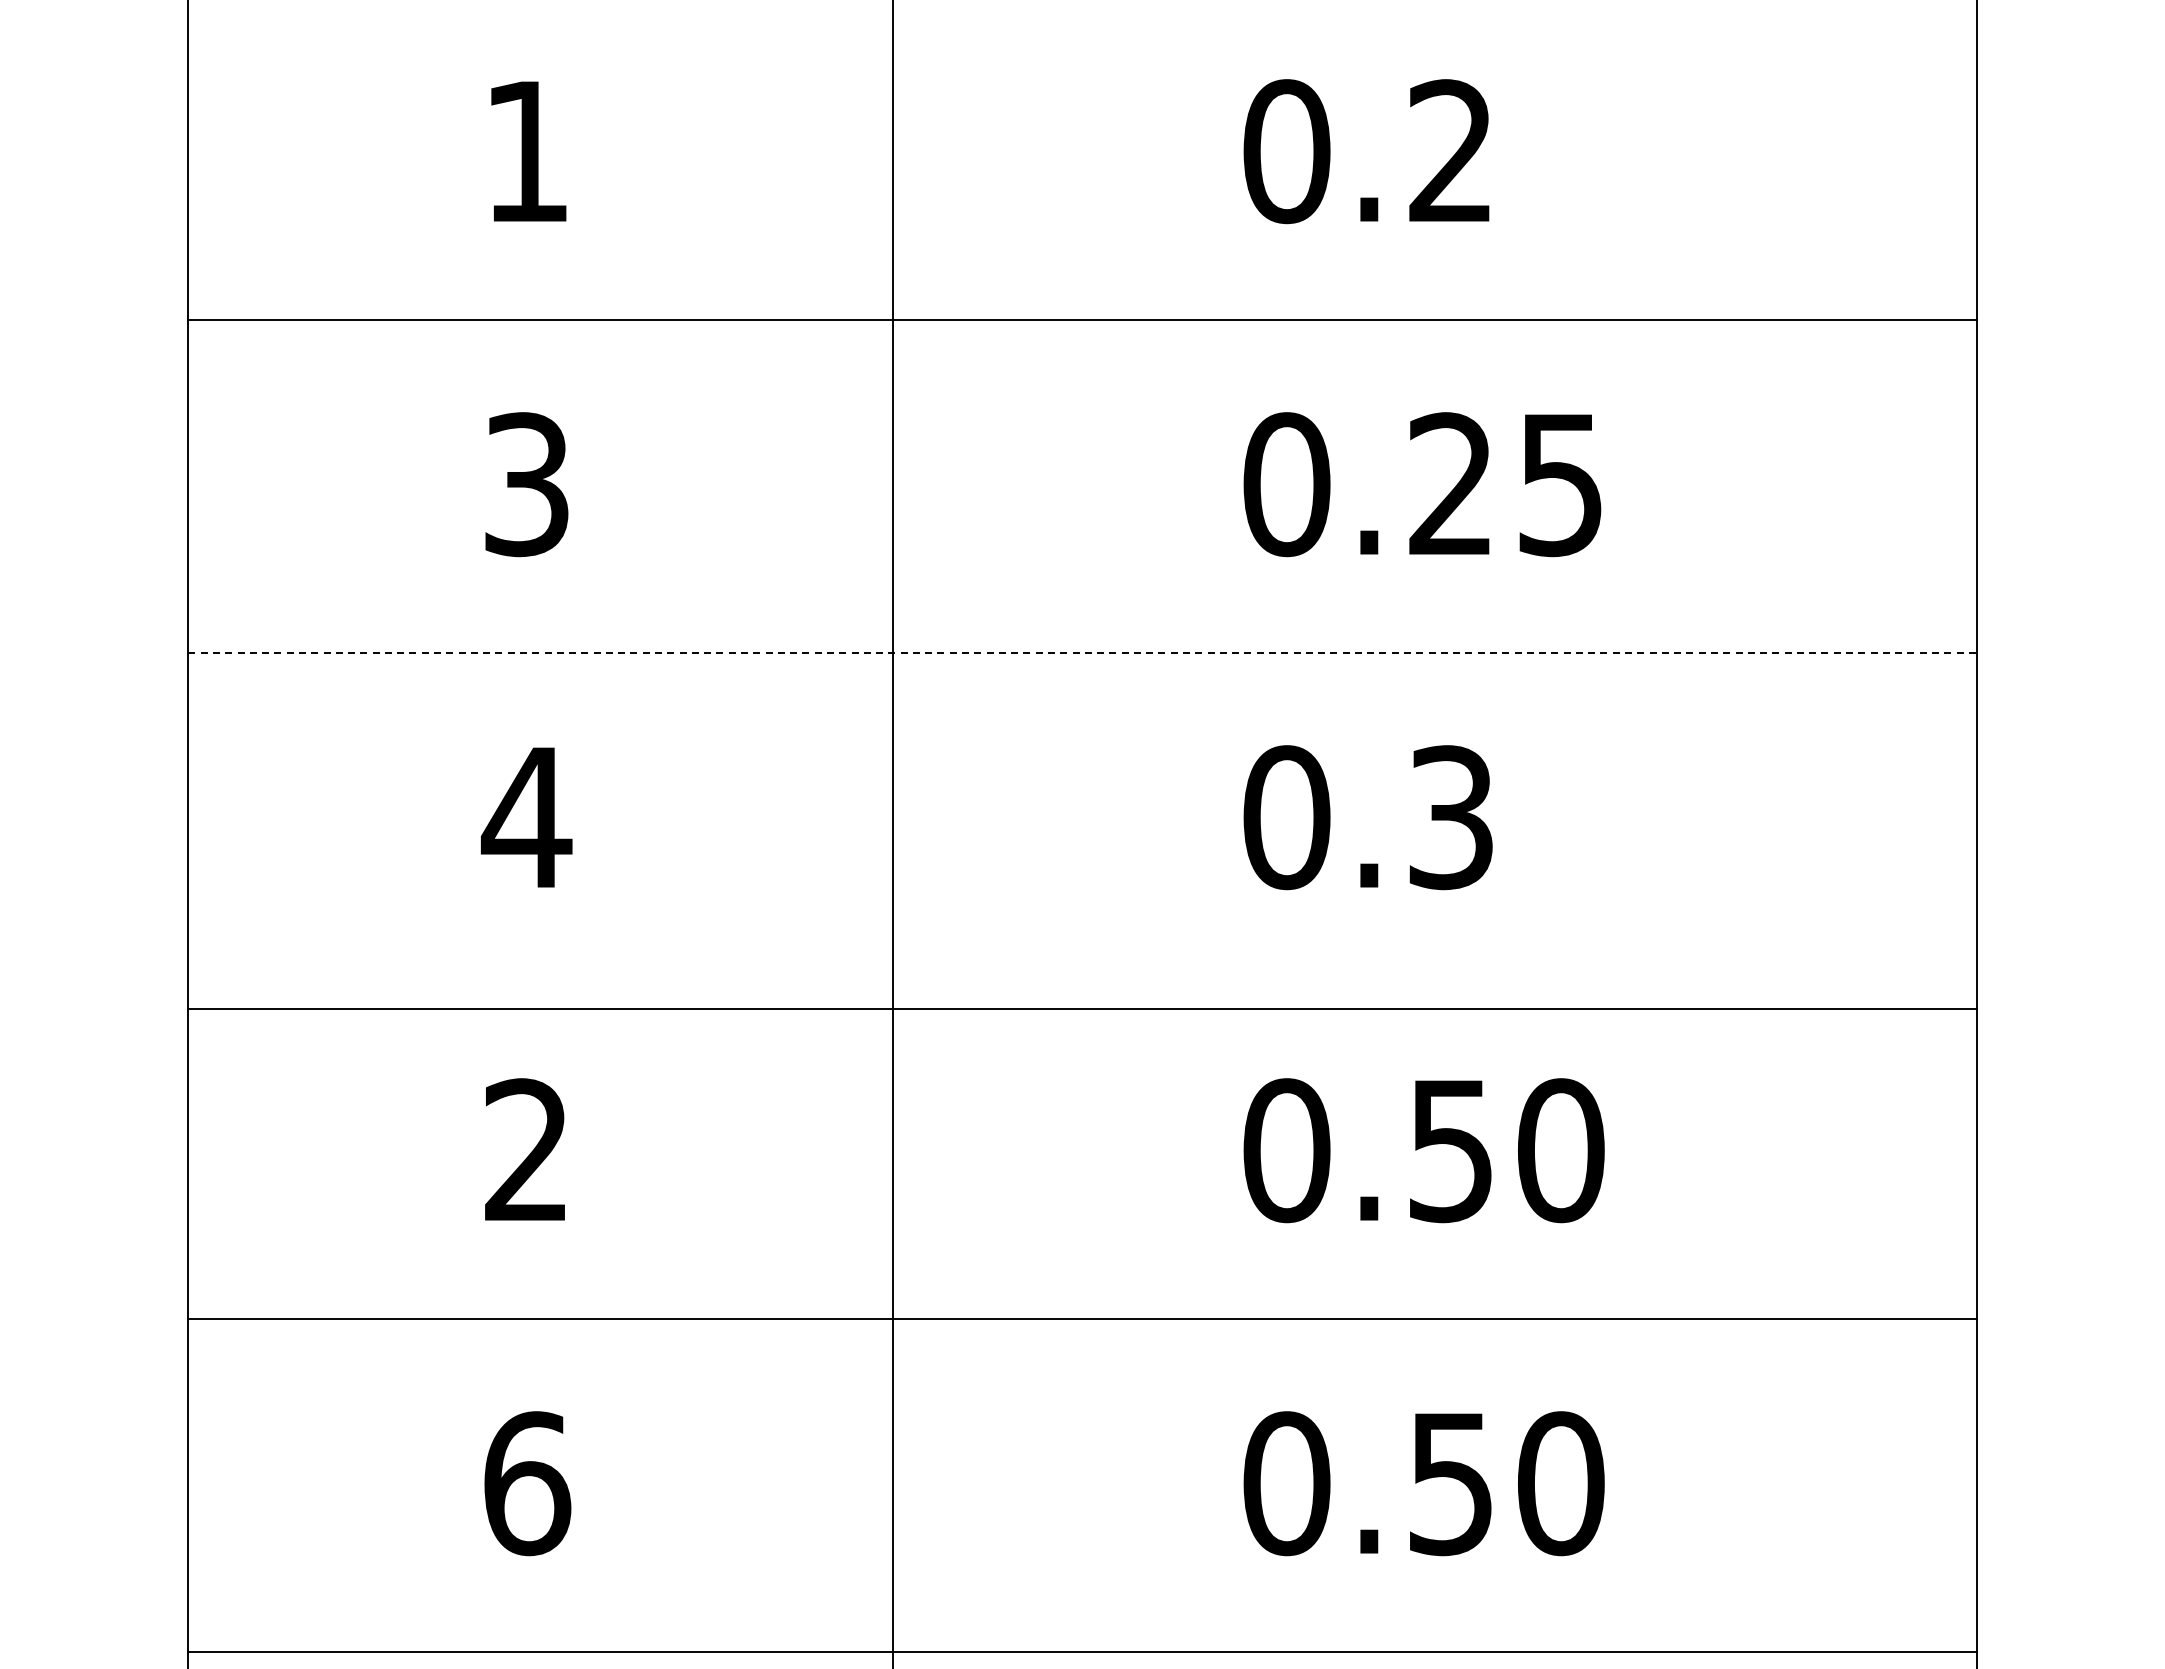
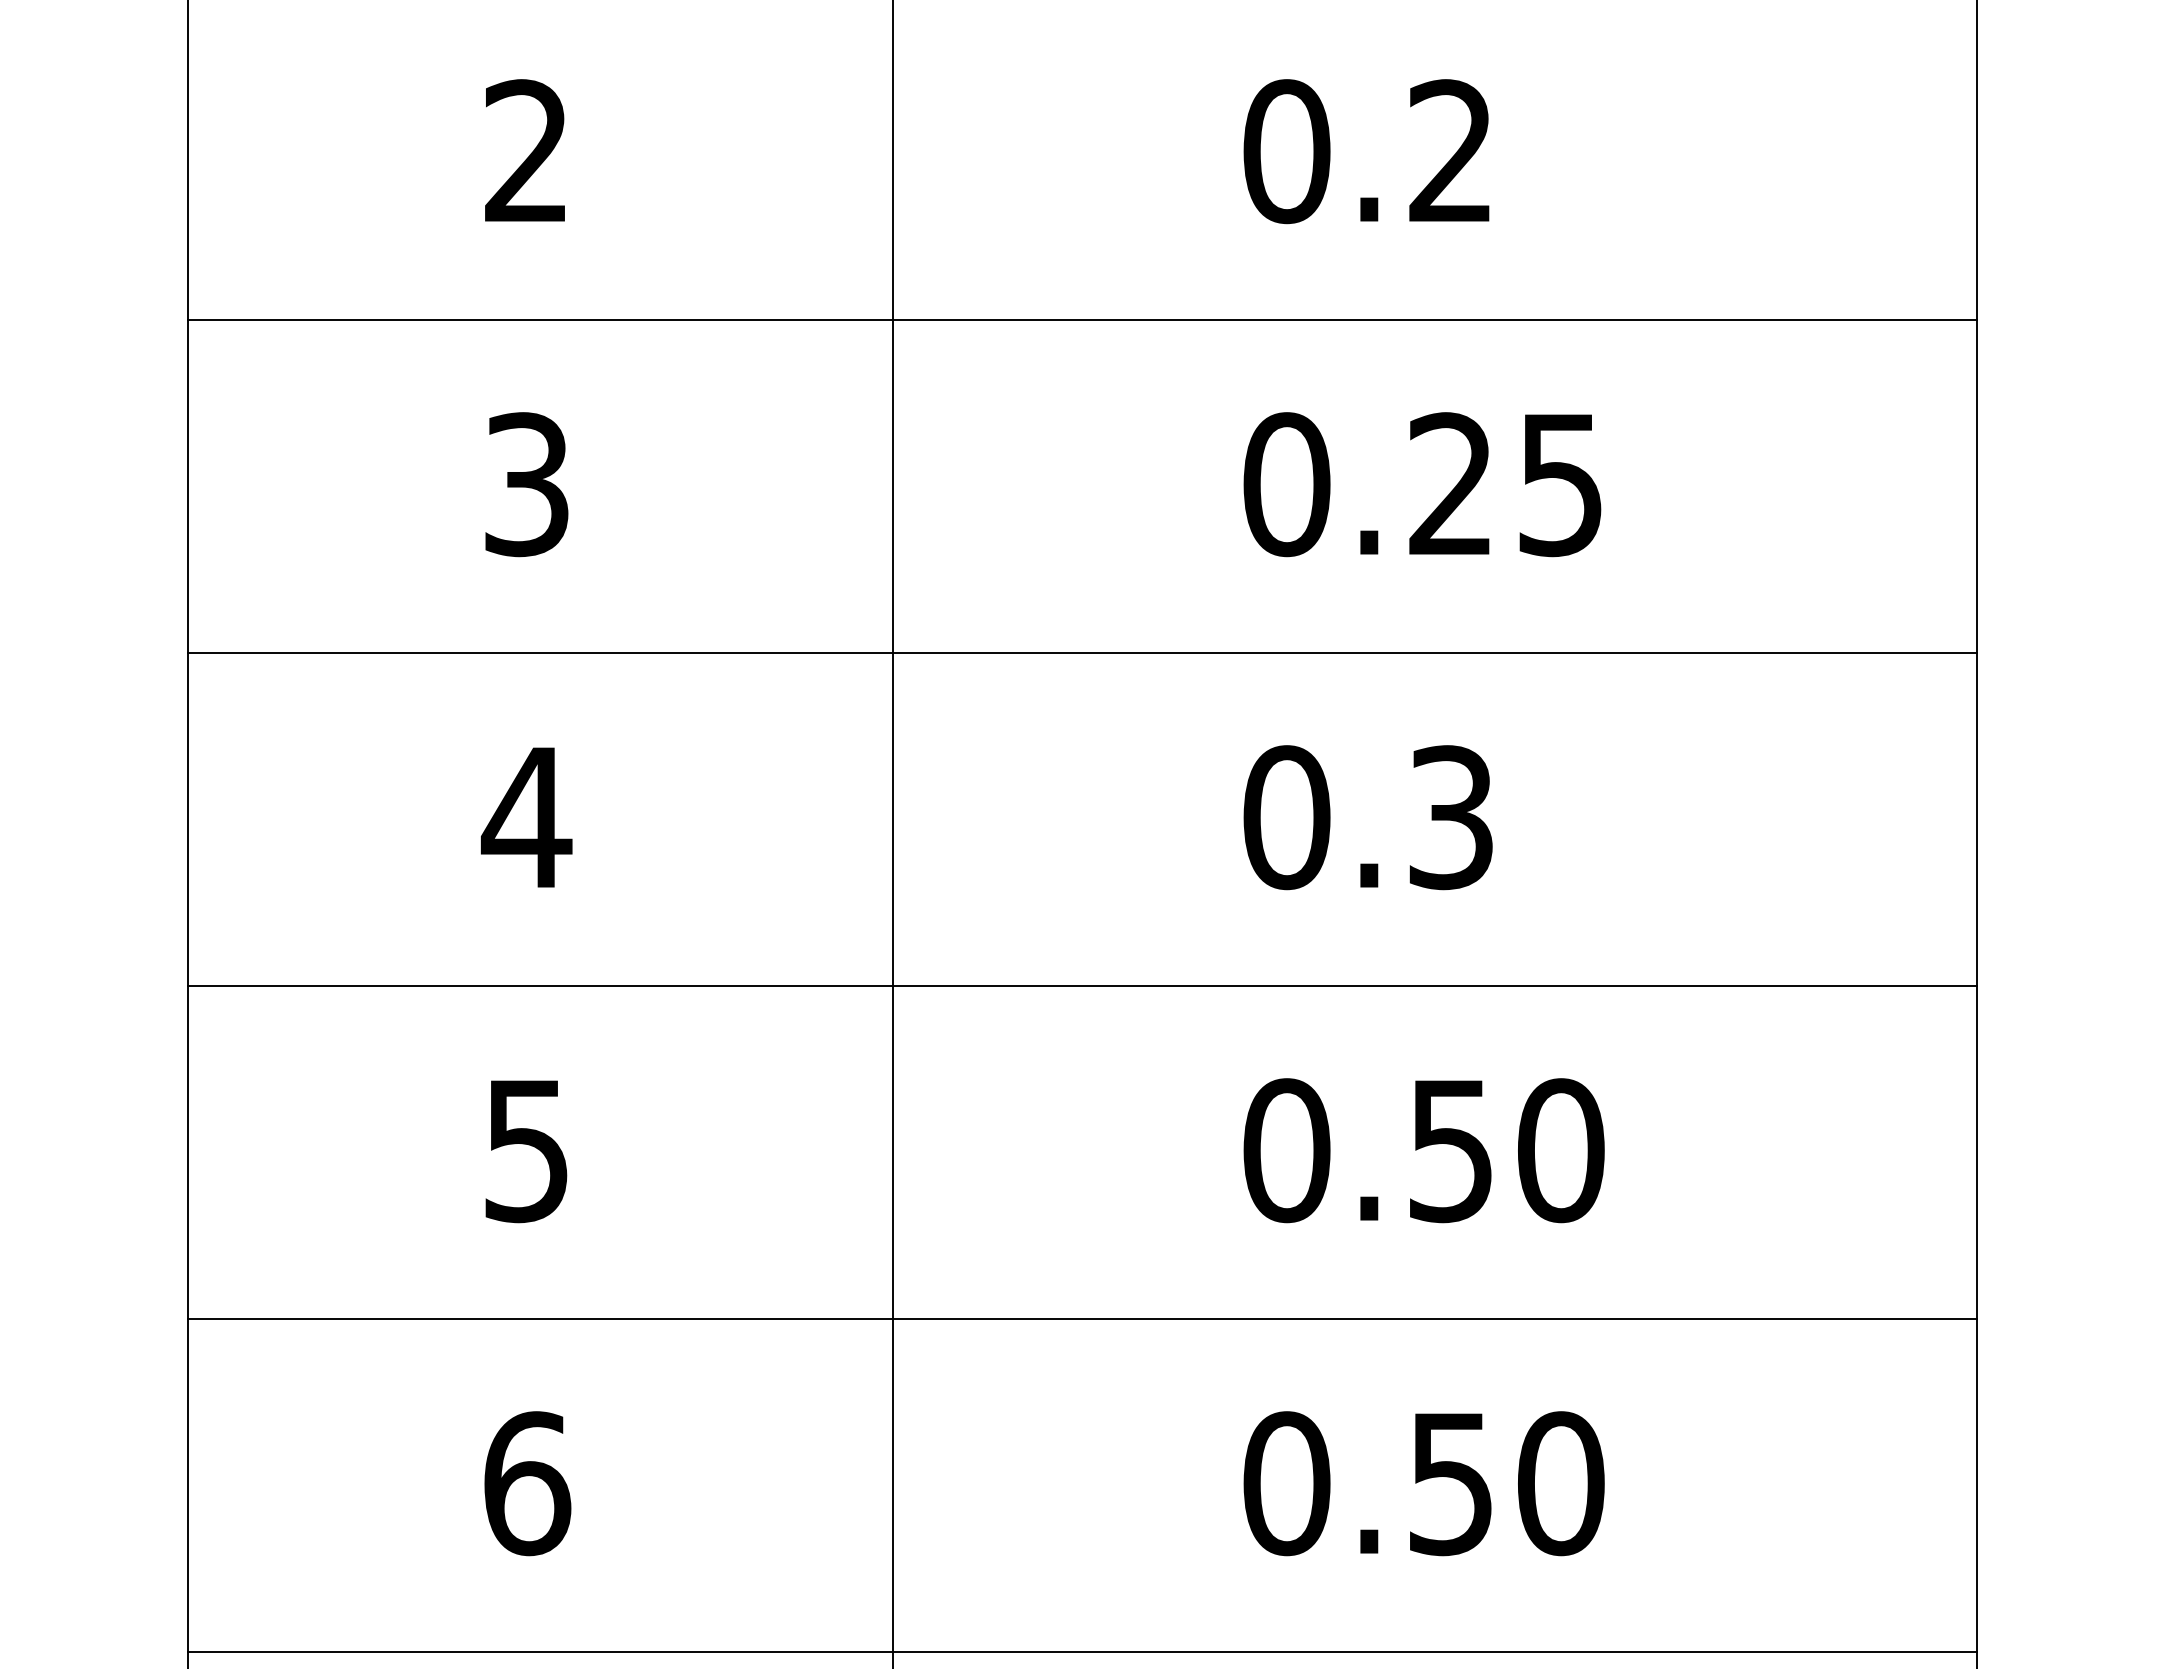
text: 1 -> 2 (525, 150)
line: dashed -> solid (1082, 652)
line position: (1082, 1008) -> (1082, 985) (1082, 985)
text: 2 -> 5 (526, 1150)
